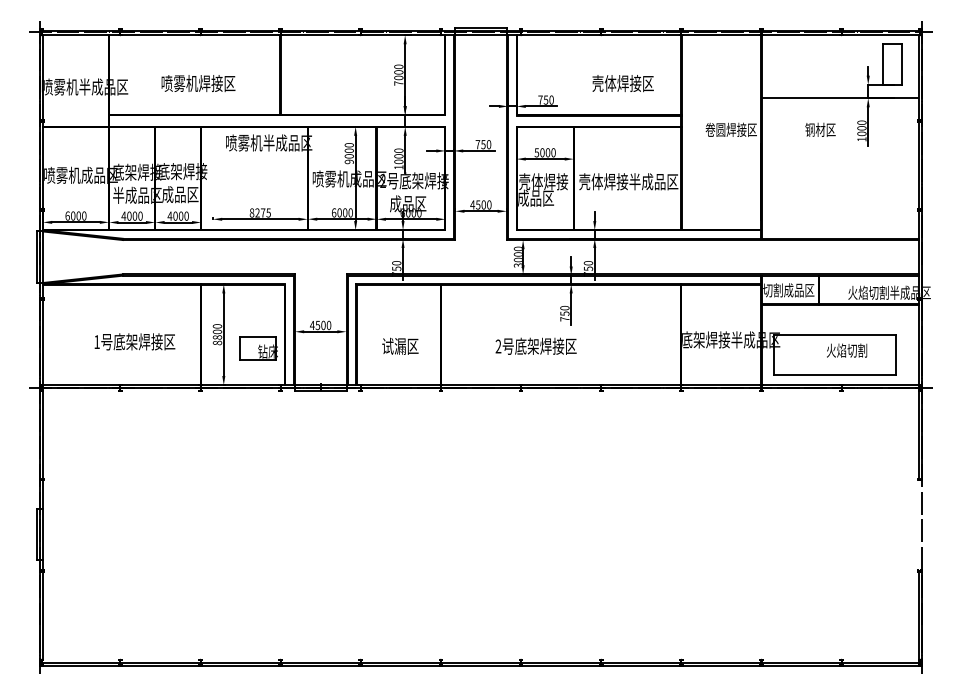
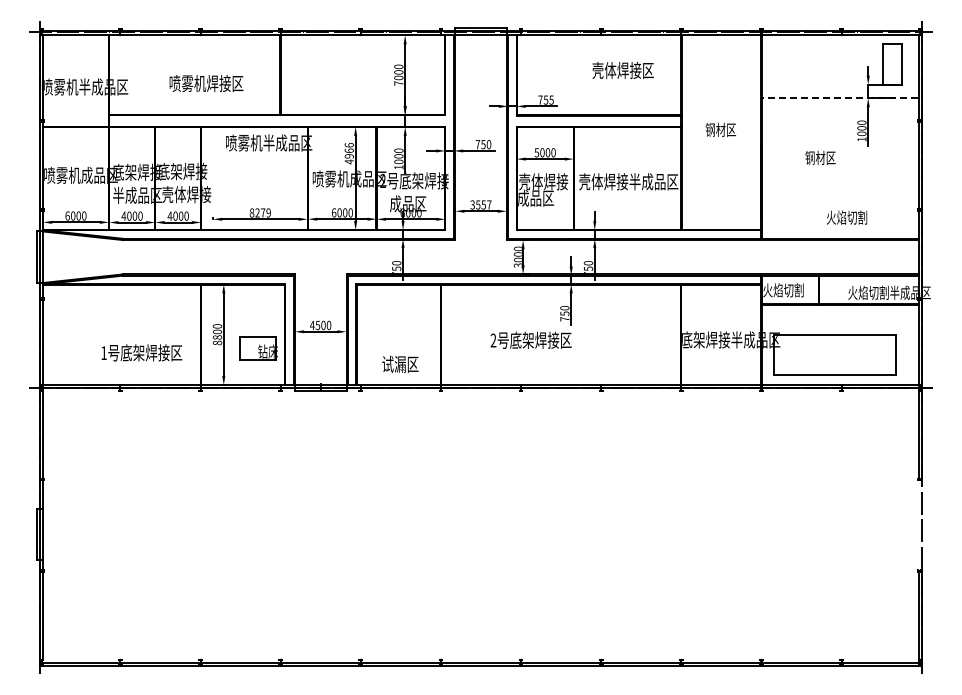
text position: (198, 83) -> (206, 83) (206, 83)
text position: (622, 83) -> (622, 70) (622, 70)
line: solid -> dashed (839, 98)
text: 750 -> 755 (551, 99)
text: 卷圆焊接区 -> 钢材区 (730, 129)
text position: (820, 129) -> (820, 157) (820, 157)
text: 9000 -> 4966 (348, 153)
text: 成品区 -> 壳体焊接 (186, 194)
text: 4500 -> 3557 (480, 204)
text: 8275 -> 8279 (268, 212)
text: 切割成品区 -> 火焰切割 (788, 290)
text position: (134, 341) -> (141, 352) (141, 352)
text position: (400, 345) -> (400, 363) (400, 363)
text position: (535, 345) -> (530, 339) (530, 339)
text position: (847, 350) -> (847, 217) (847, 217)
